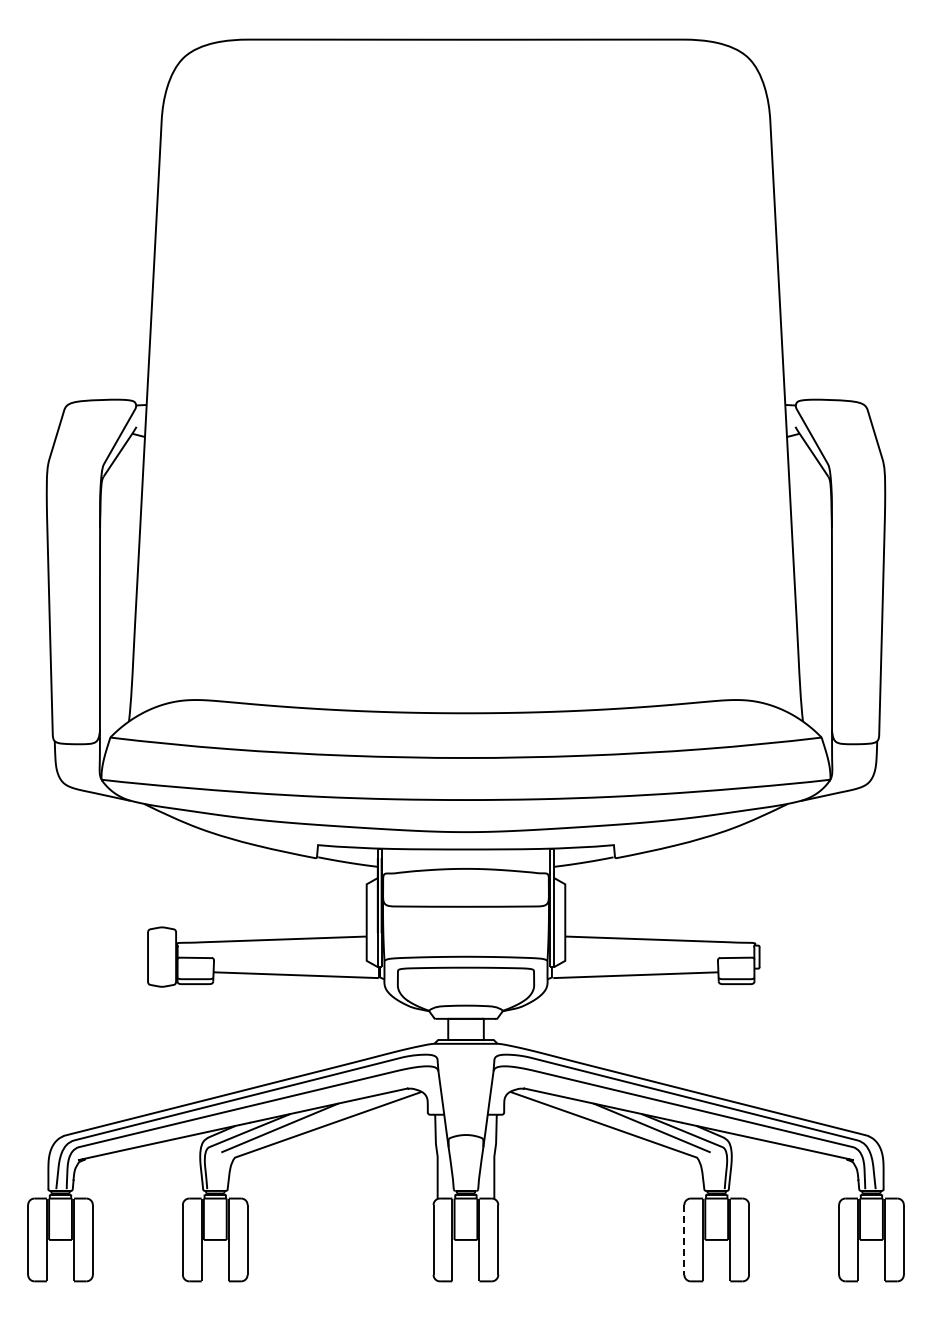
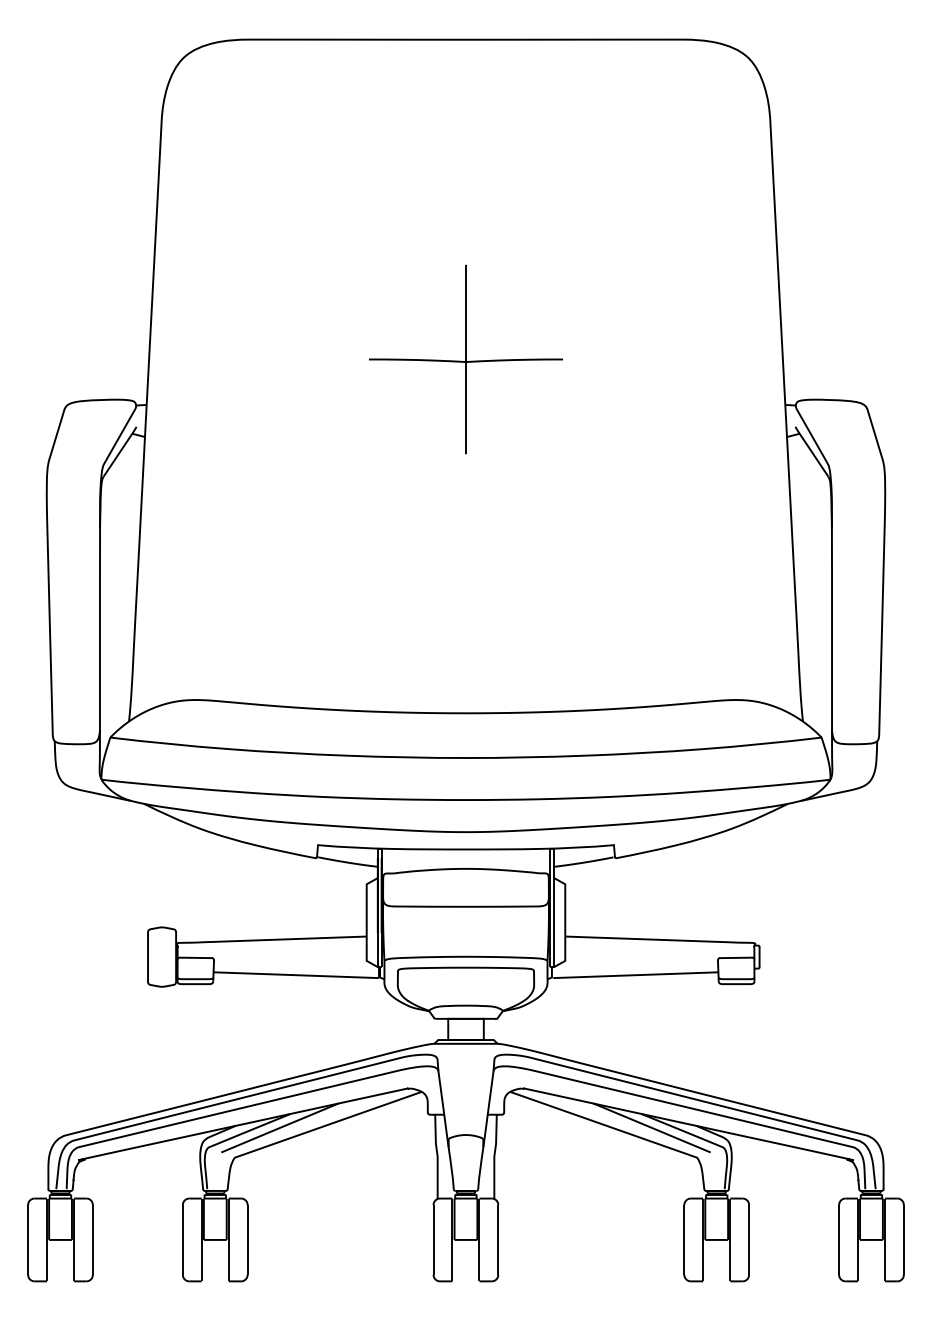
part: none -> present (465, 359)
line: dashed -> solid (684, 1239)
